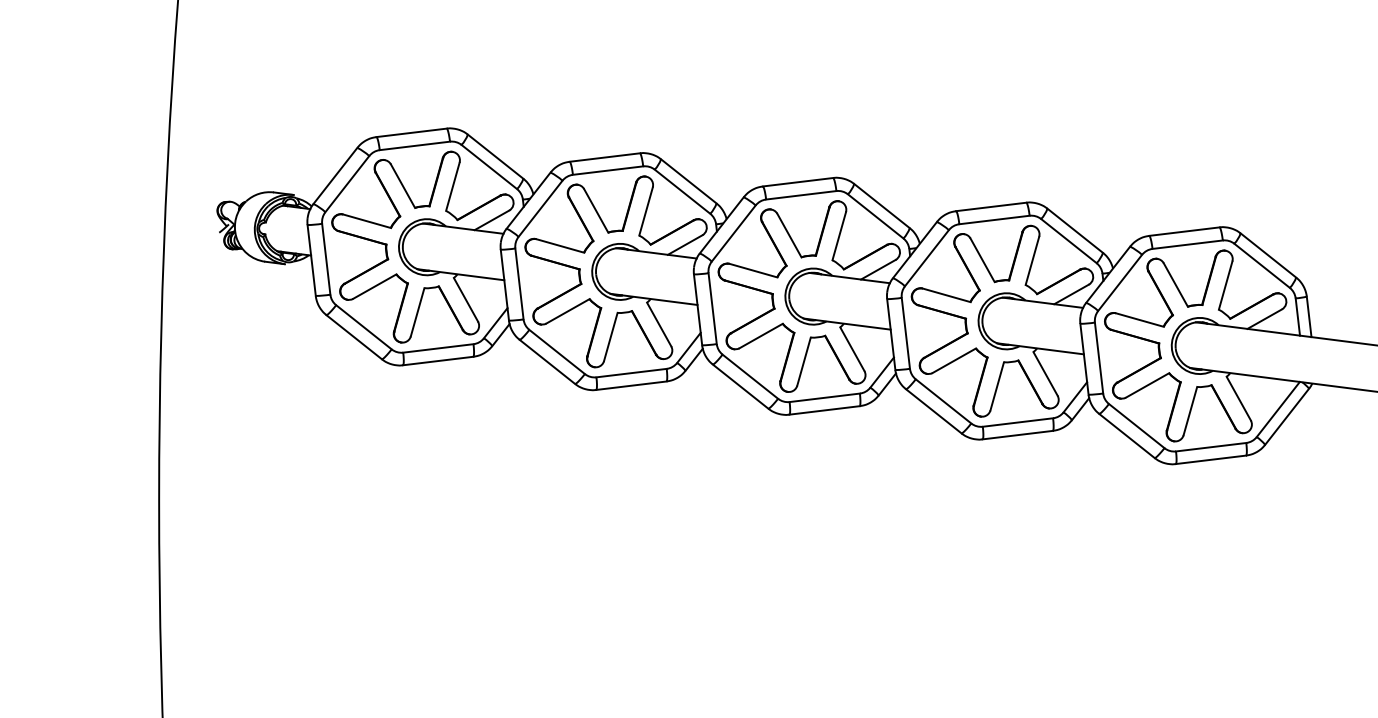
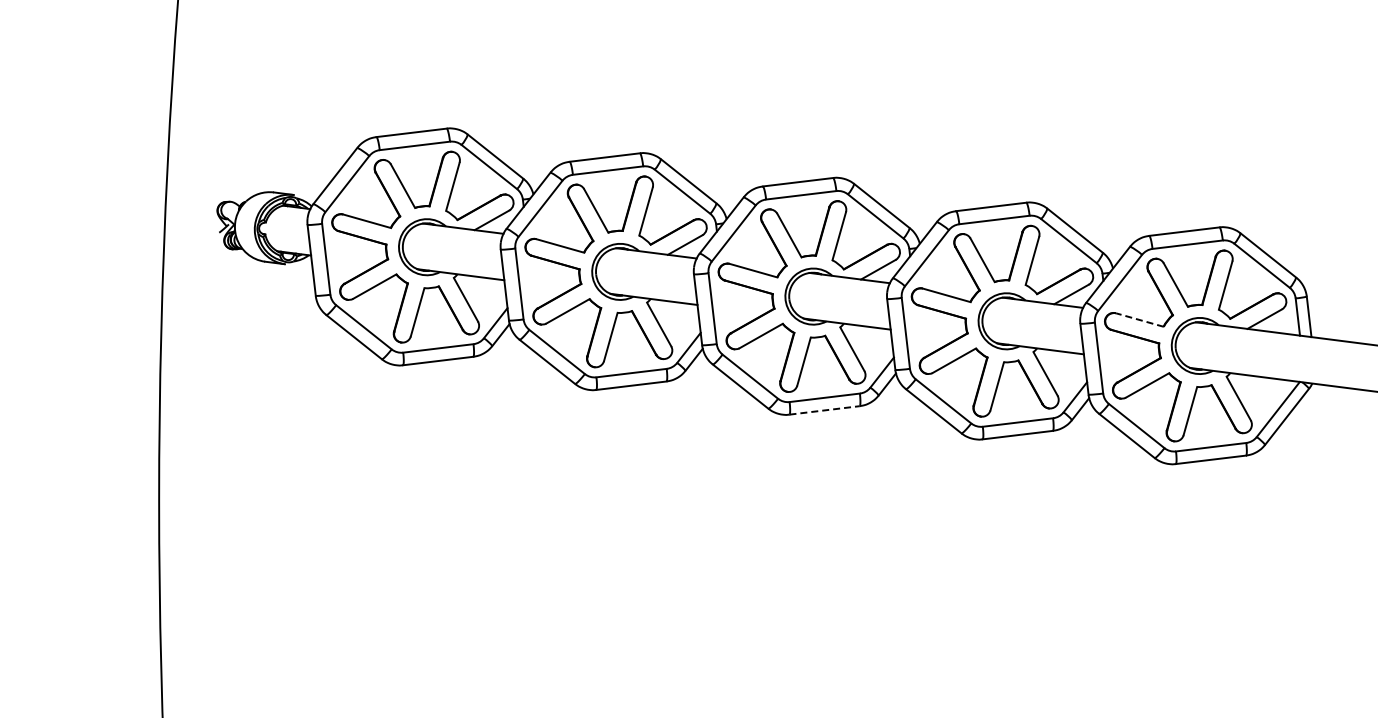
line: solid -> dashed (1140, 320)
line: solid -> dashed (825, 410)
